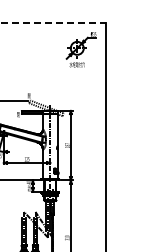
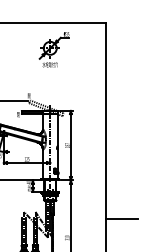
line: dashed -> solid (53, 23)
part position: (80, 49) -> (53, 49) (53, 49)
line: none -> present (121, 218)
